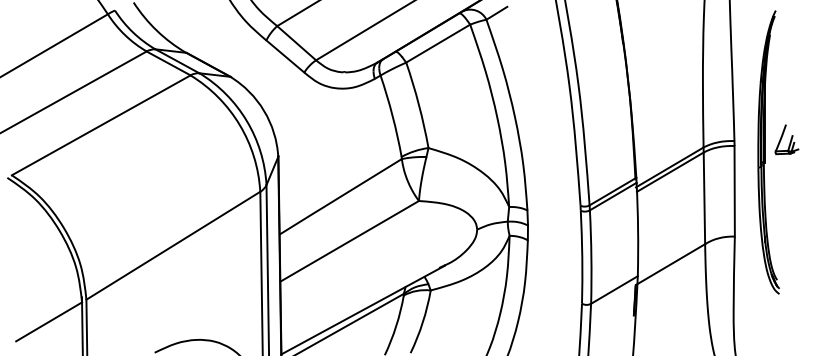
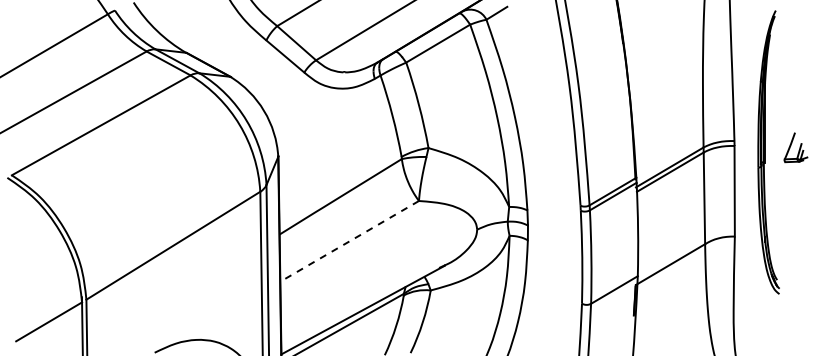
part position: (786, 139) -> (795, 147) (795, 147)
line: solid -> dashed (349, 241)
